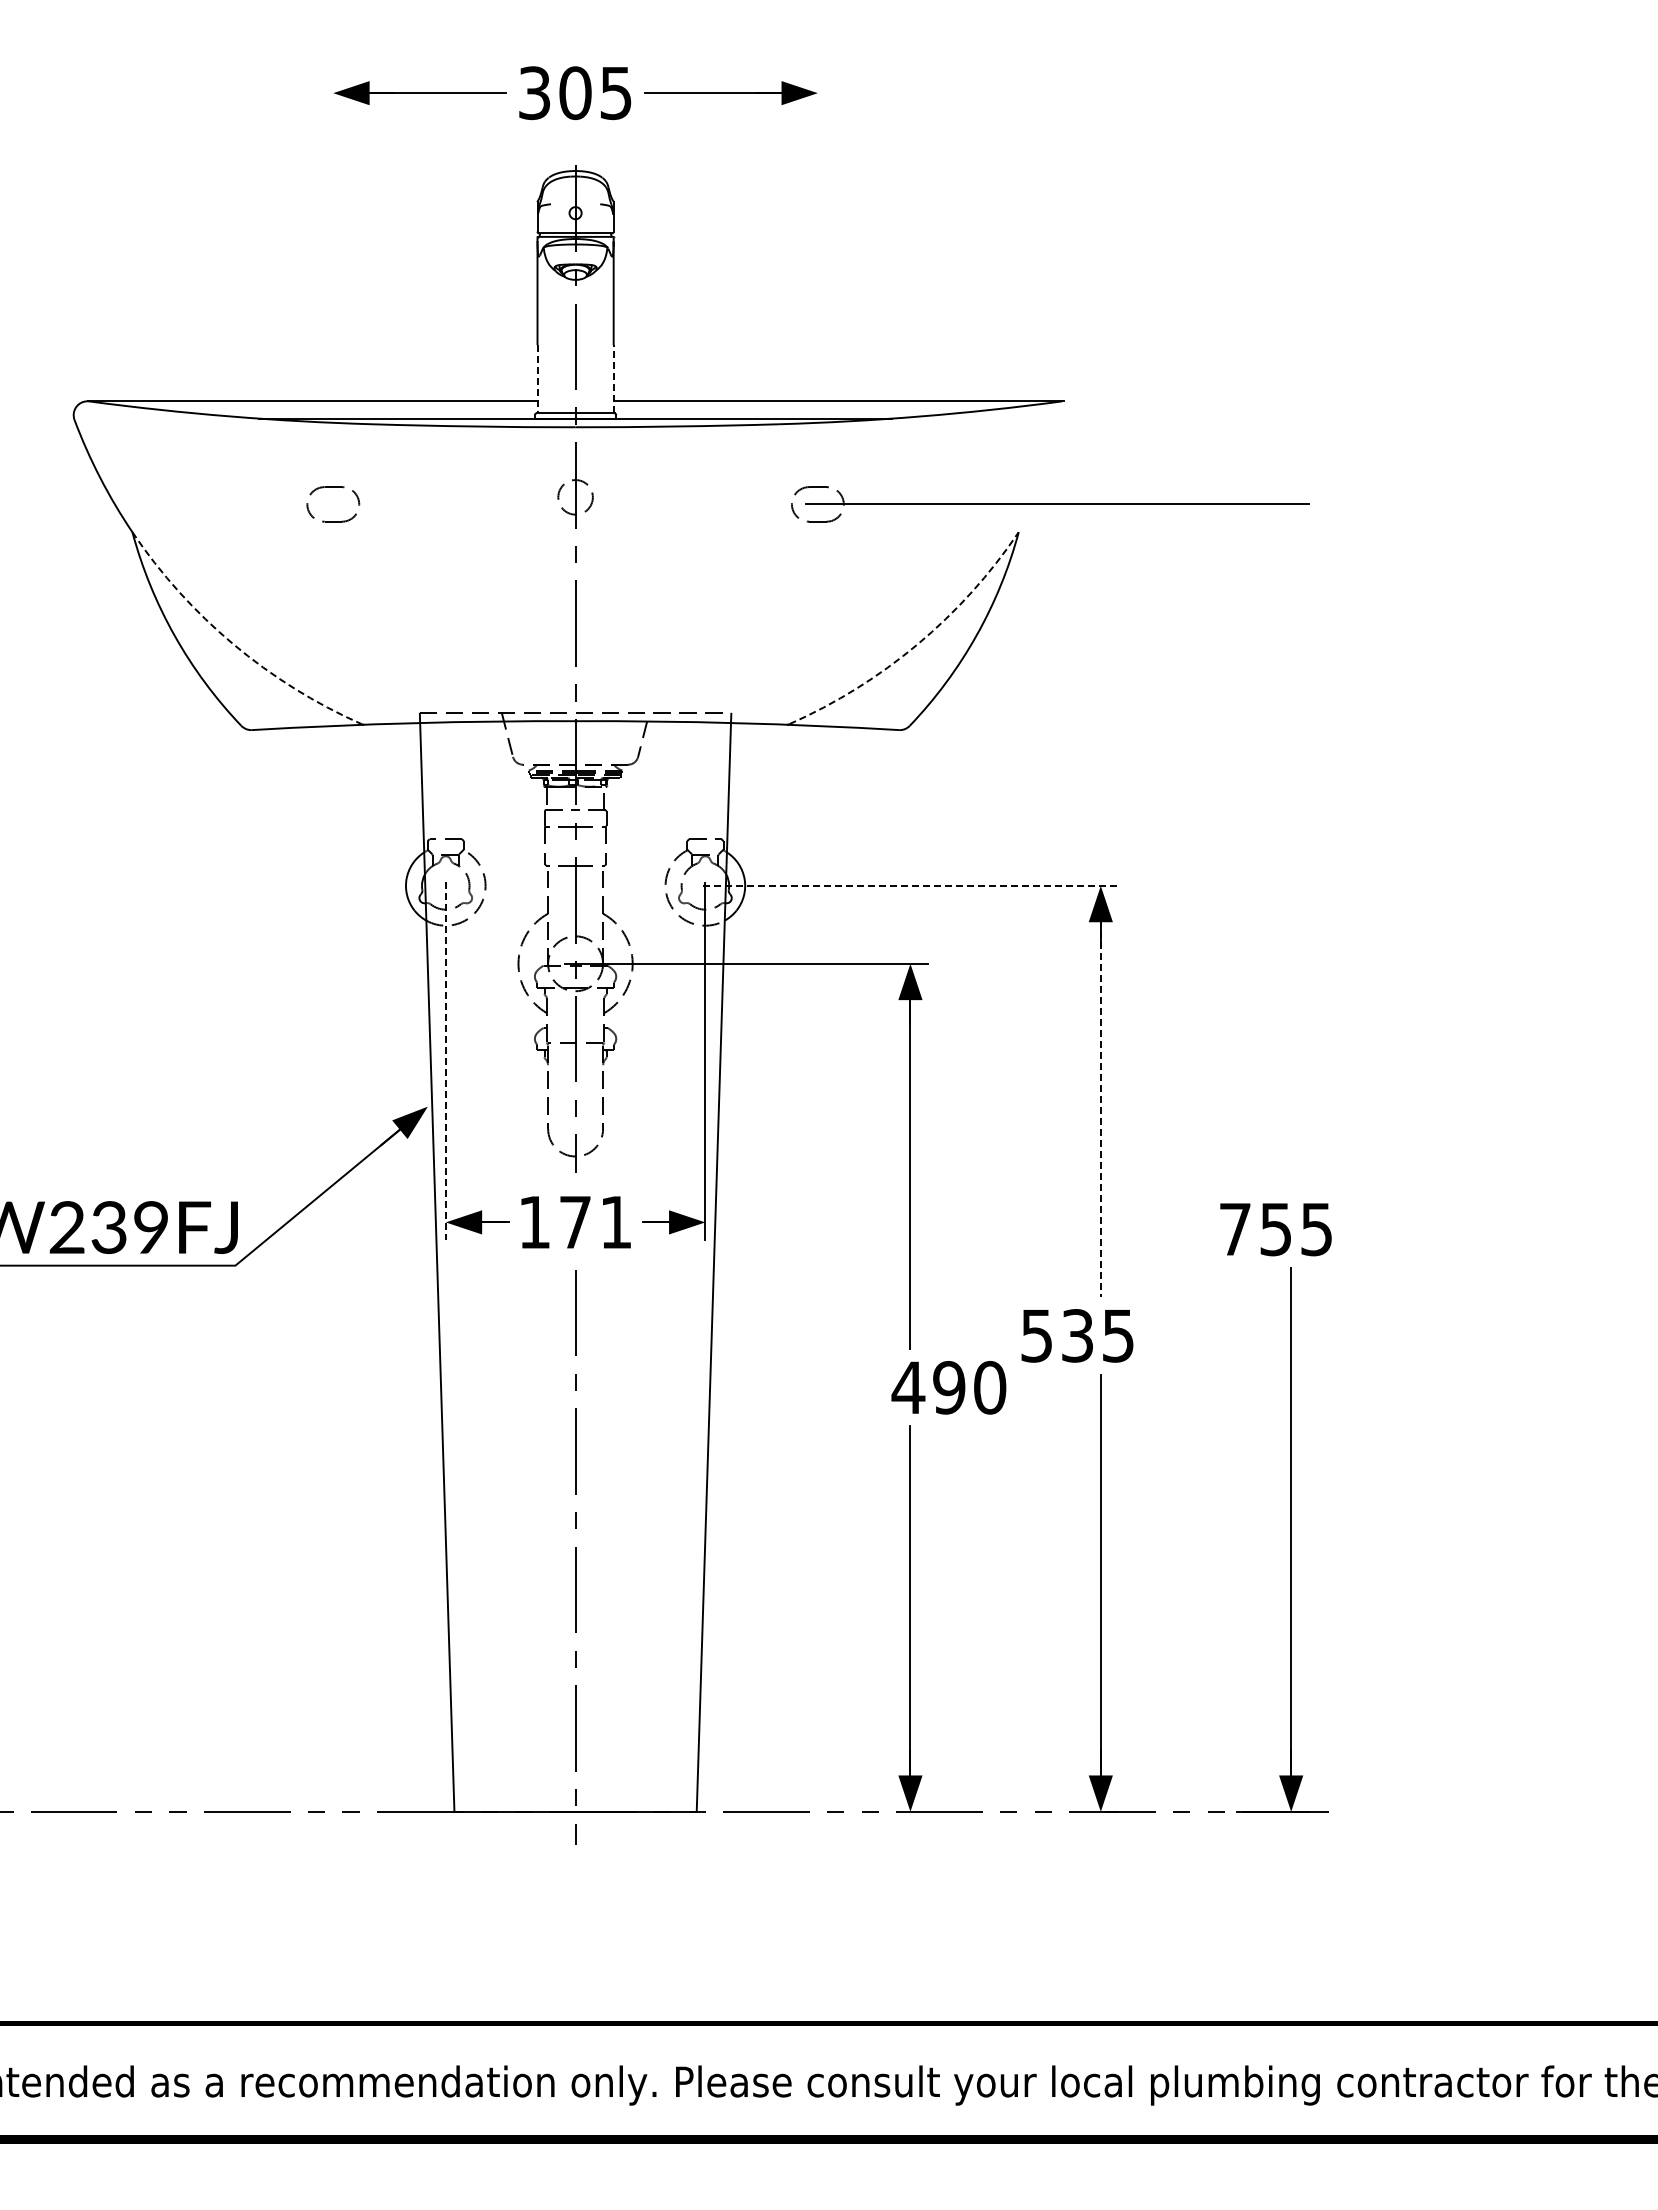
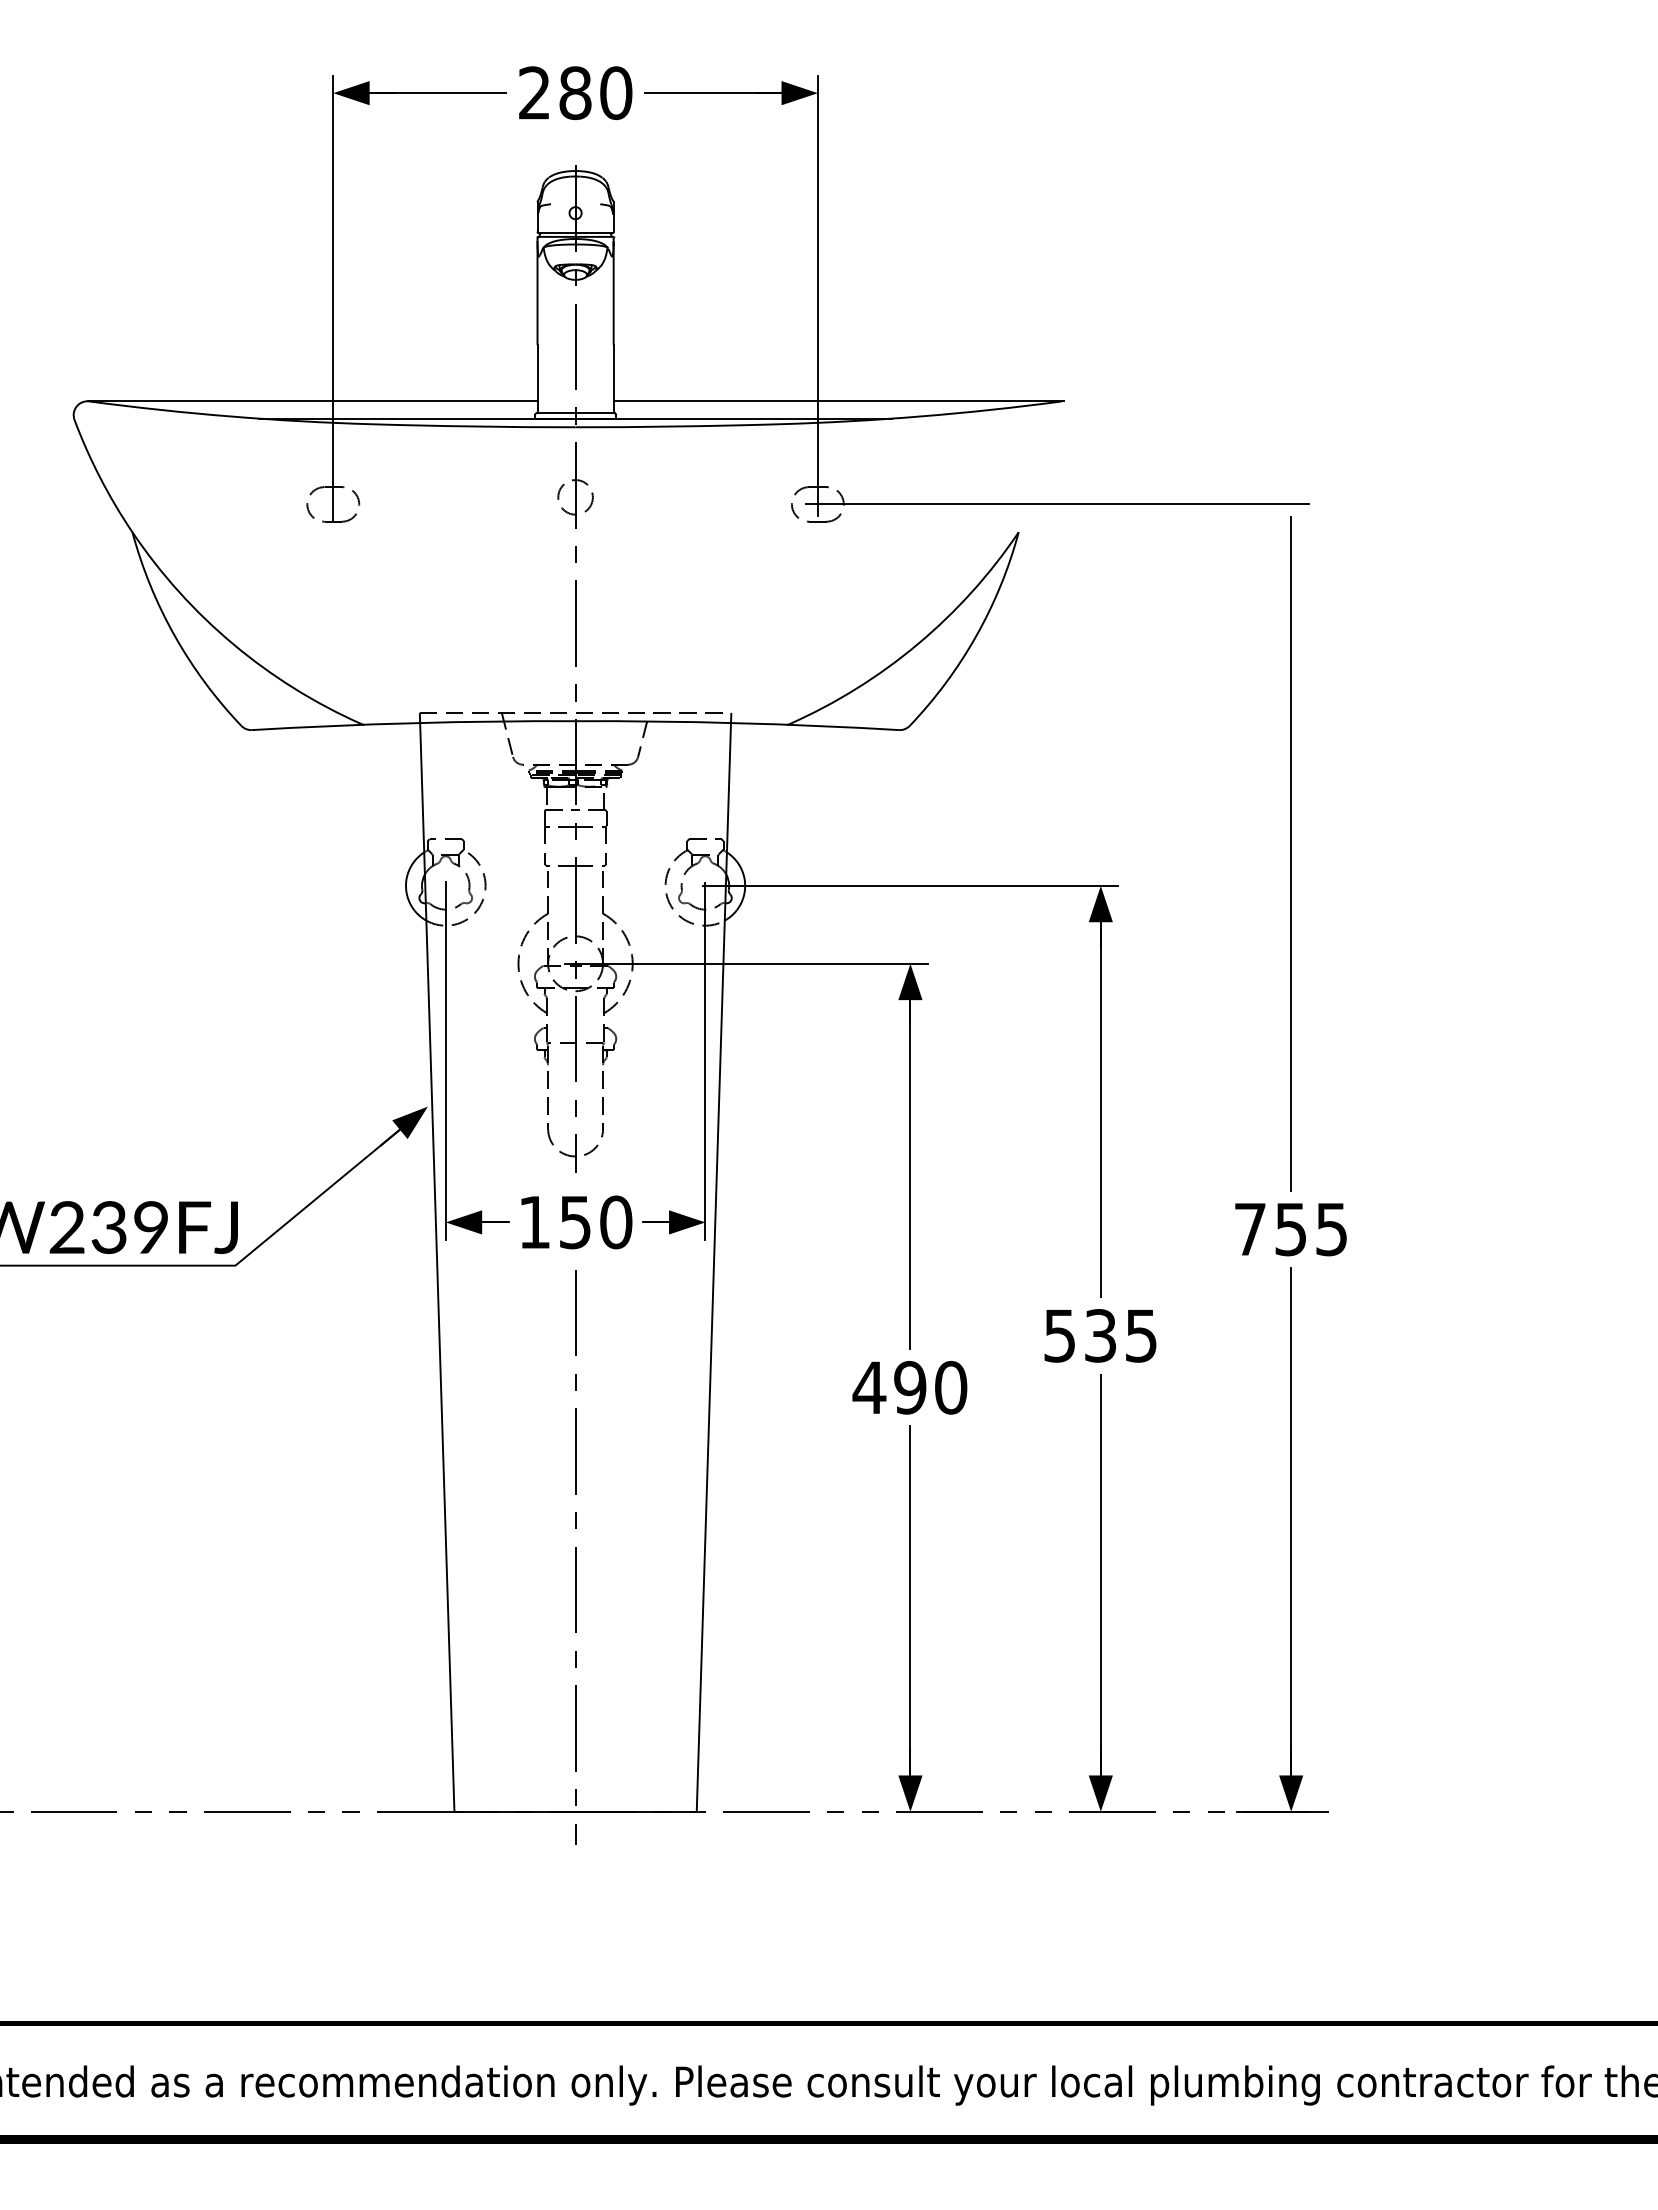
text: 305 -> 280 (575, 93)
line: none -> present (817, 295)
line: none -> present (333, 298)
line: dashed -> solid (613, 378)
line: dashed -> solid (537, 379)
arc: dashed -> solid (233, 644)
arc: dashed -> solid (917, 644)
line: none -> present (1291, 853)
line: dashed -> solid (911, 885)
line: dashed -> solid (445, 1061)
line: dashed -> solid (1100, 1097)
text: 171 -> 150 (596, 1222)
text position: (1275, 1229) -> (1290, 1229) (1290, 1229)
text position: (1077, 1335) -> (1100, 1335) (1100, 1335)
text position: (948, 1387) -> (909, 1387) (909, 1387)
